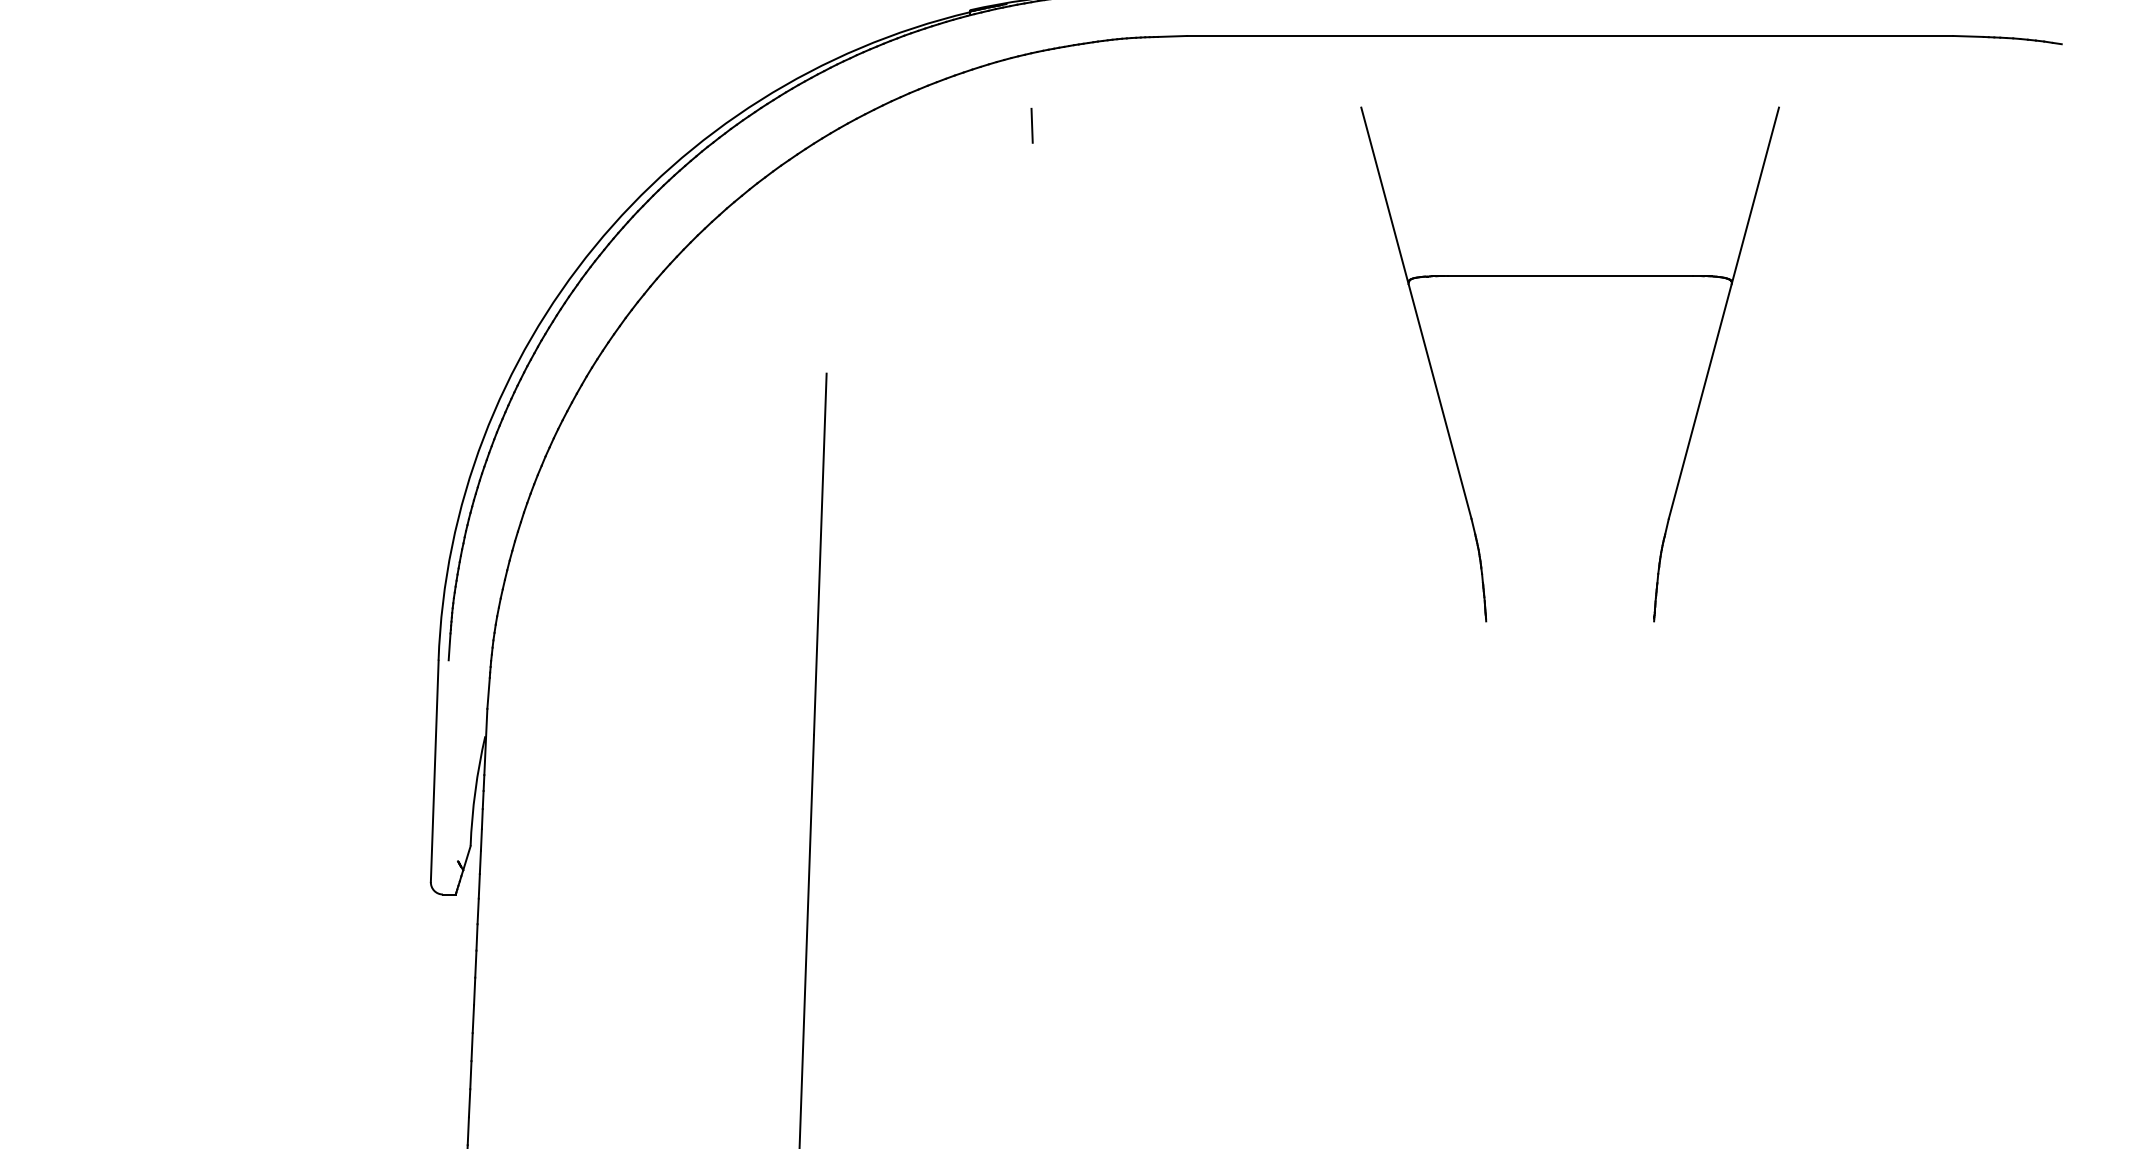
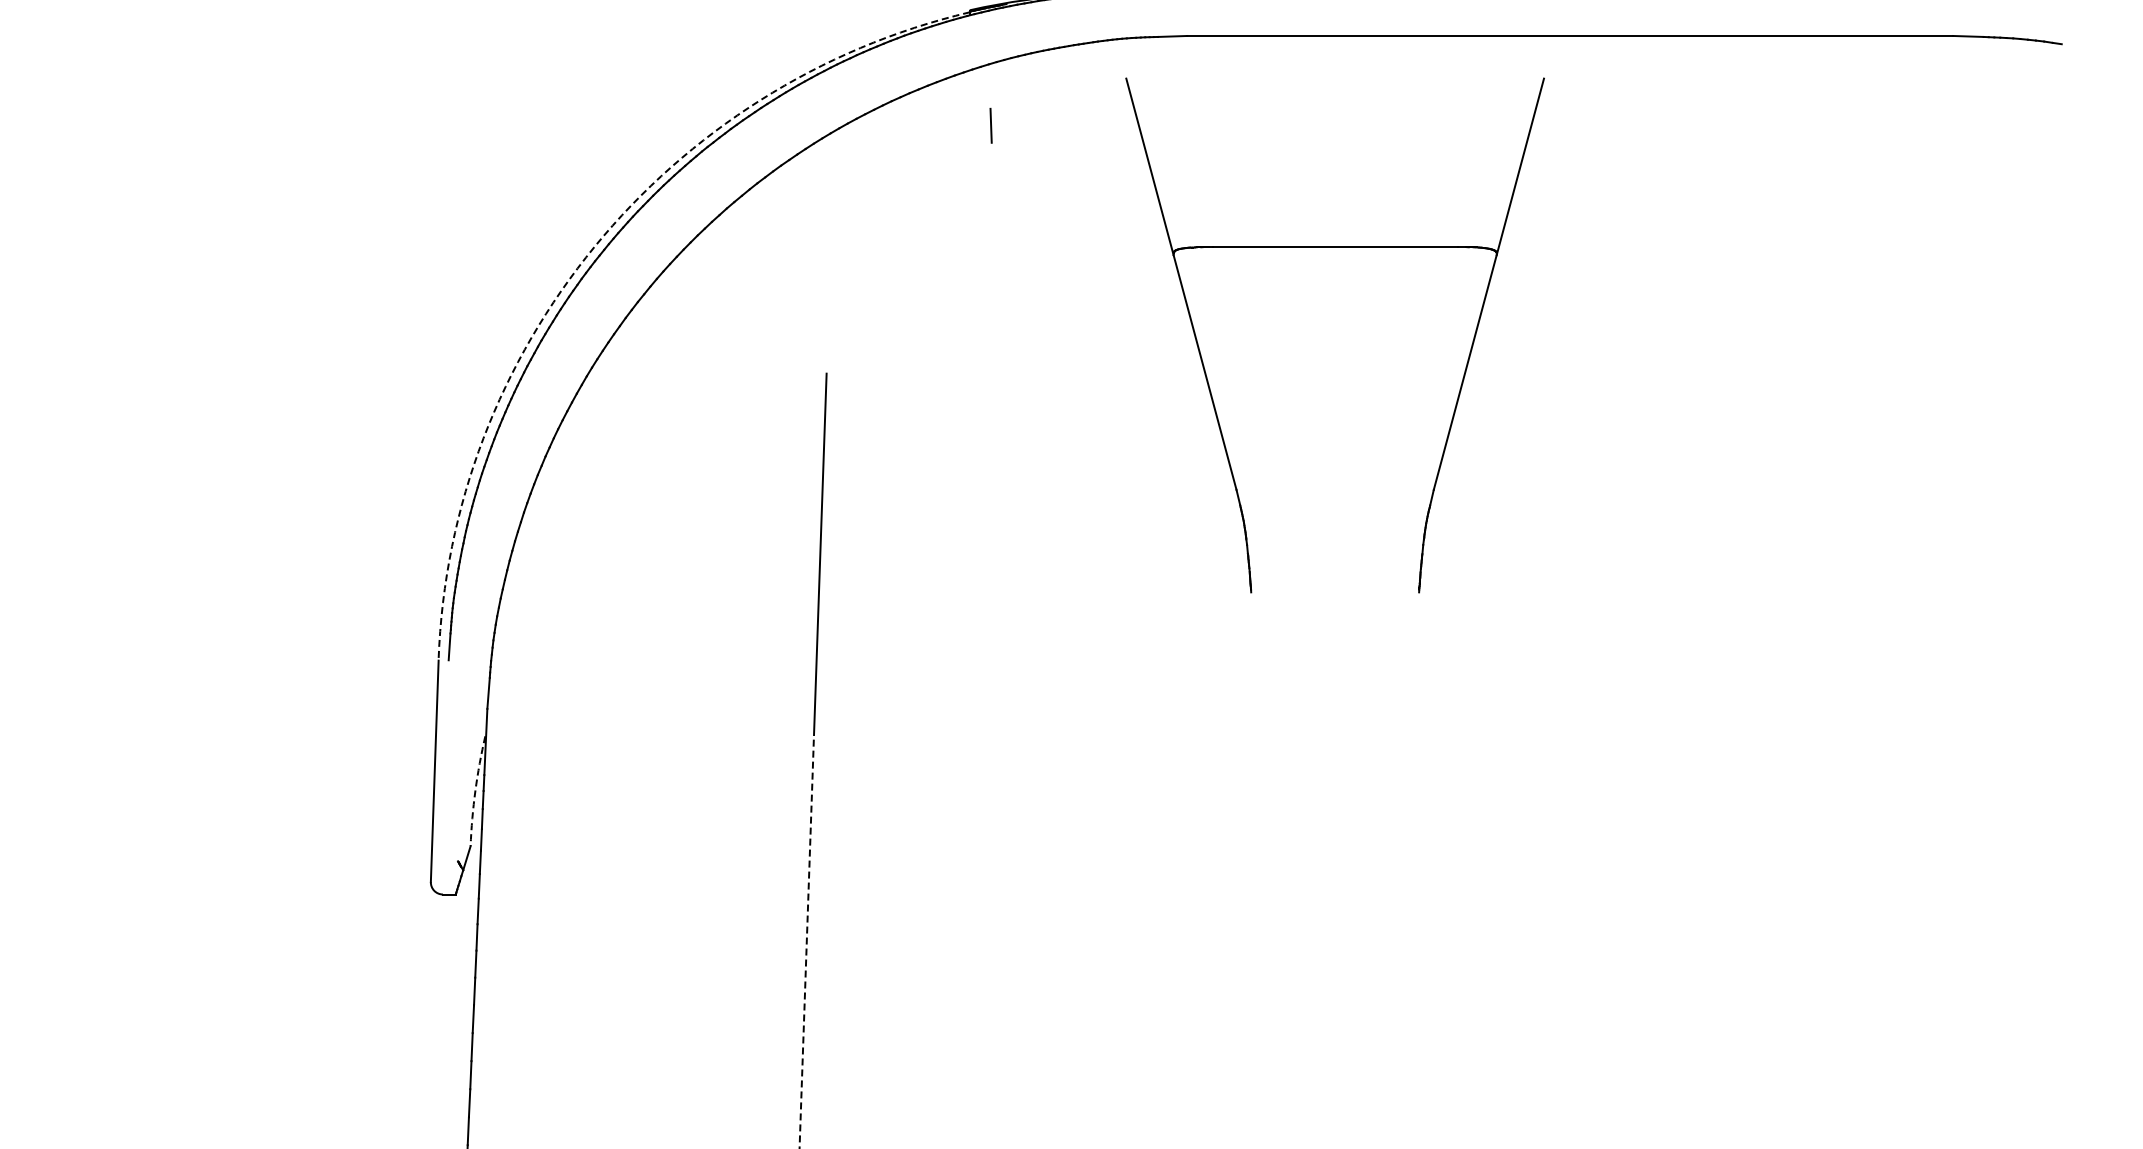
line position: (1031, 125) -> (990, 125) (990, 125)
arc: solid -> dashed (594, 246)
part position: (1569, 276) -> (1334, 247) (1334, 247)
arc: solid -> dashed (475, 790)
line: solid -> dashed (806, 941)
